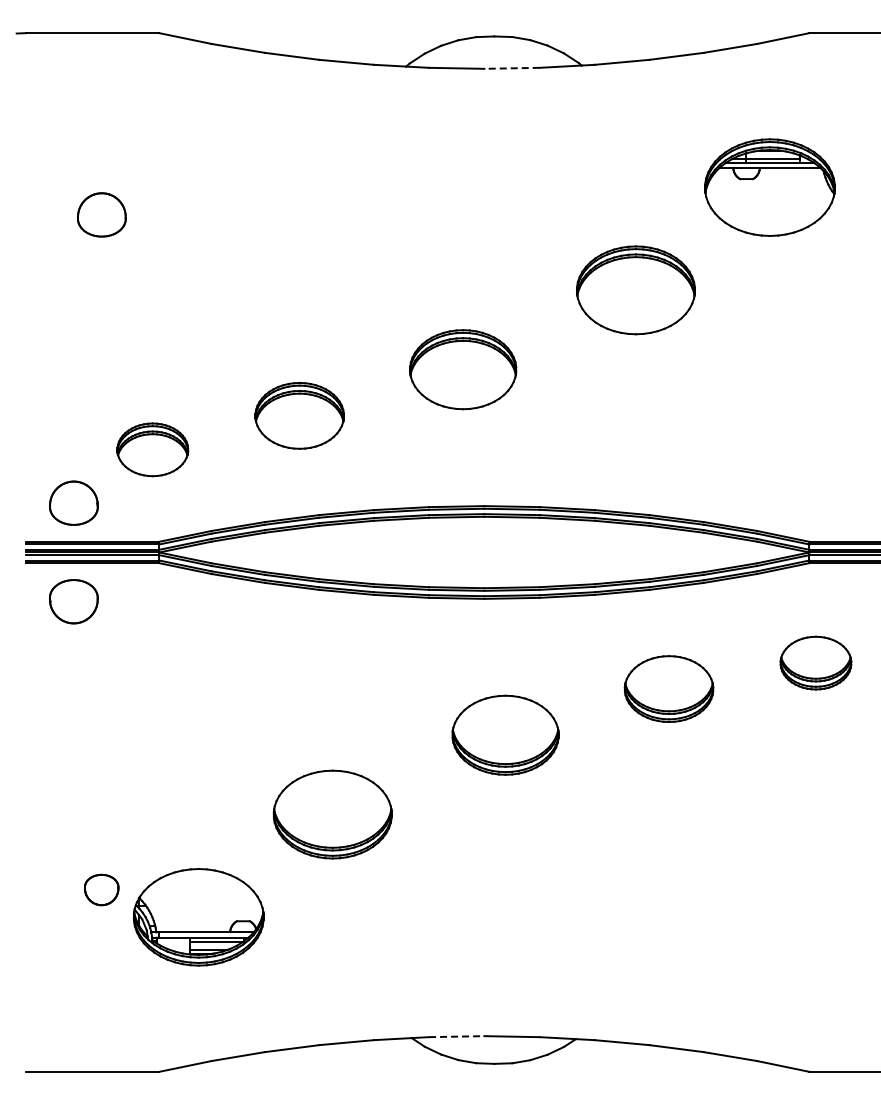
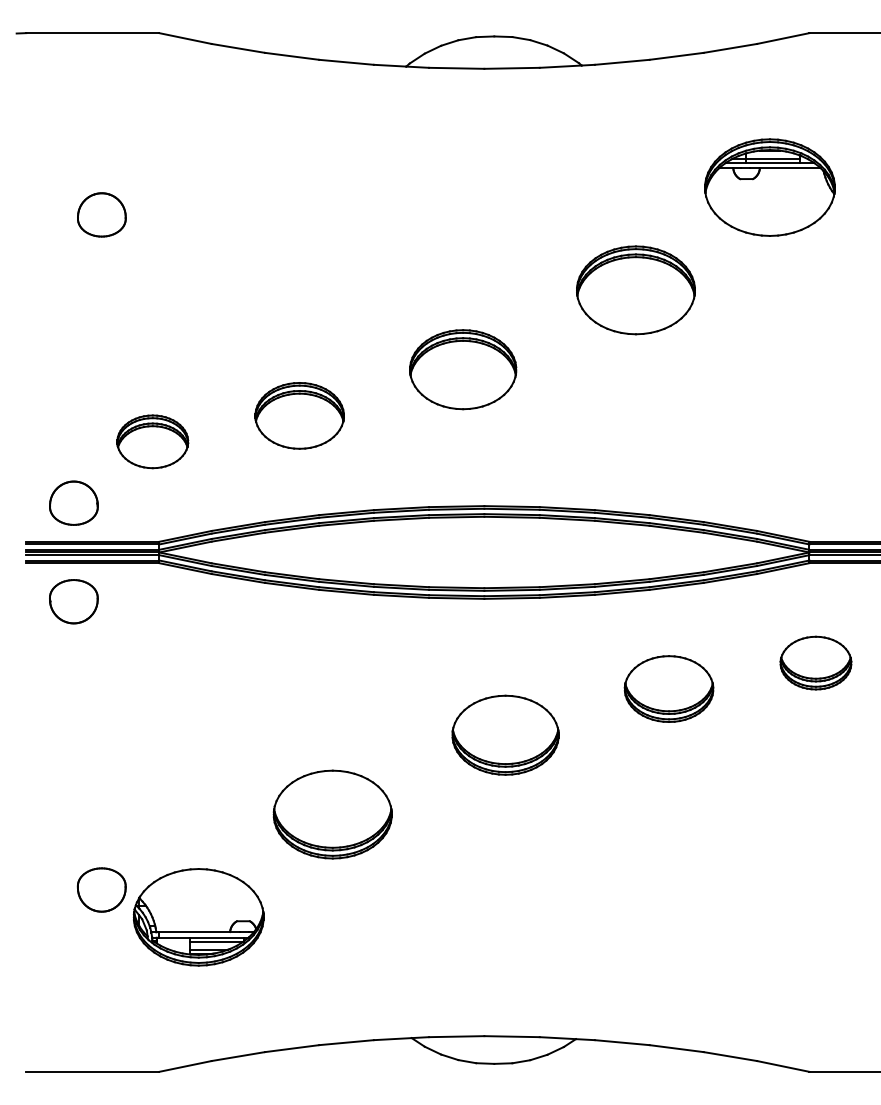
line: dashed -> solid (512, 68)
part position: (152, 449) -> (152, 441) (152, 441)
part size: 36x34 px -> 51x46 px (101, 889)
line: dashed -> solid (456, 1036)
